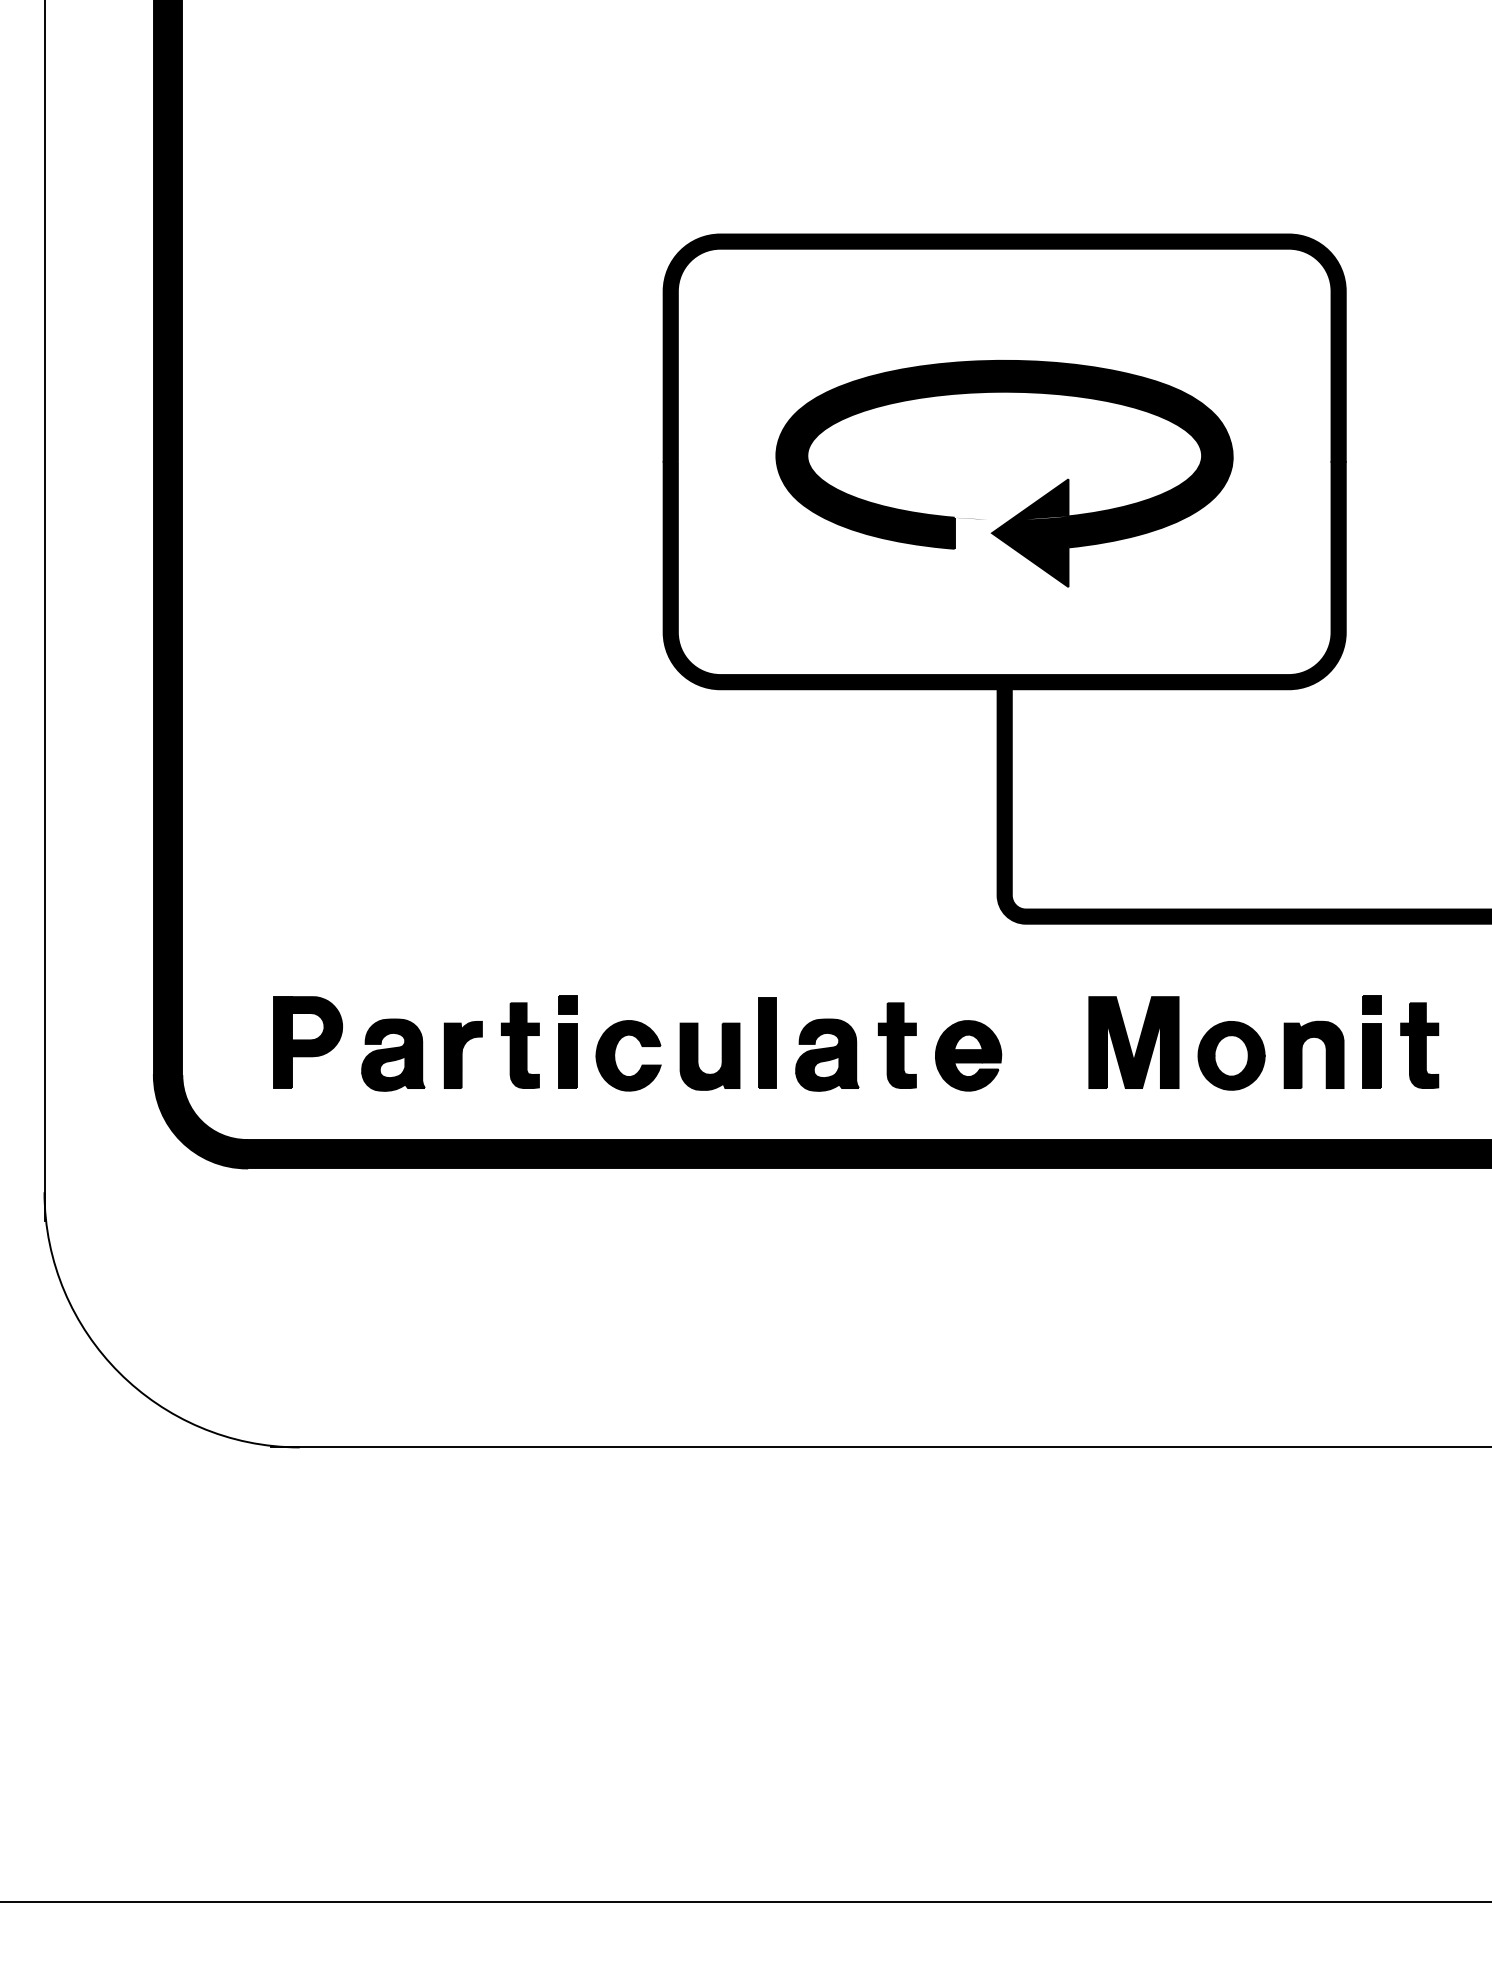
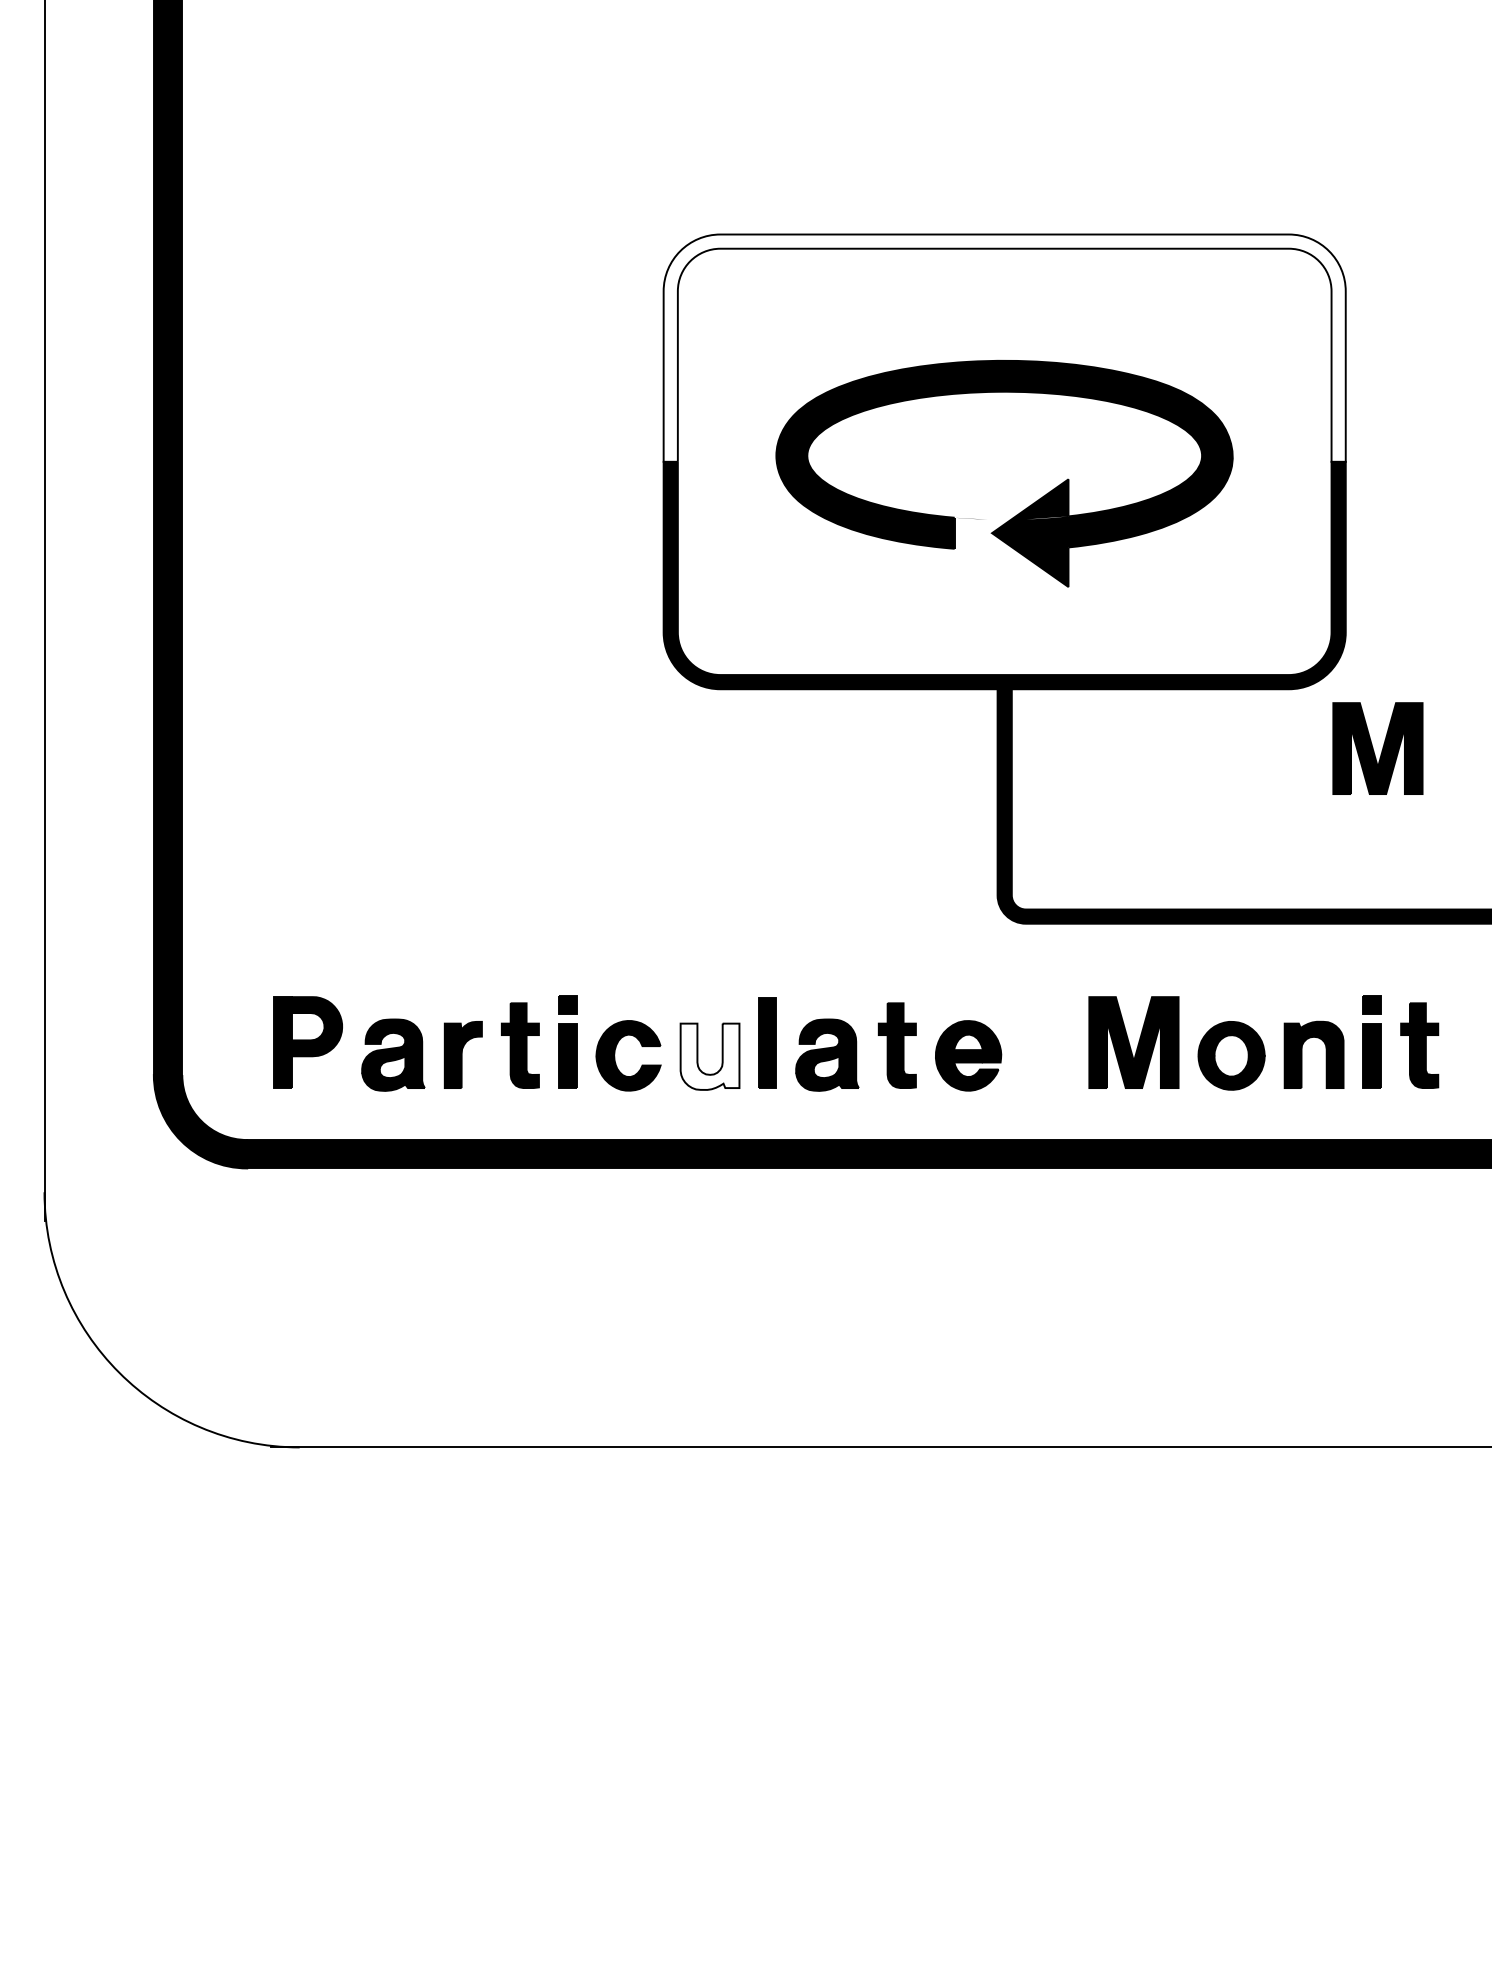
fill: present -> none (1004, 347)
part: none -> present (1377, 748)
fill: present -> none (709, 1056)
line: present -> none (745, 1902)
